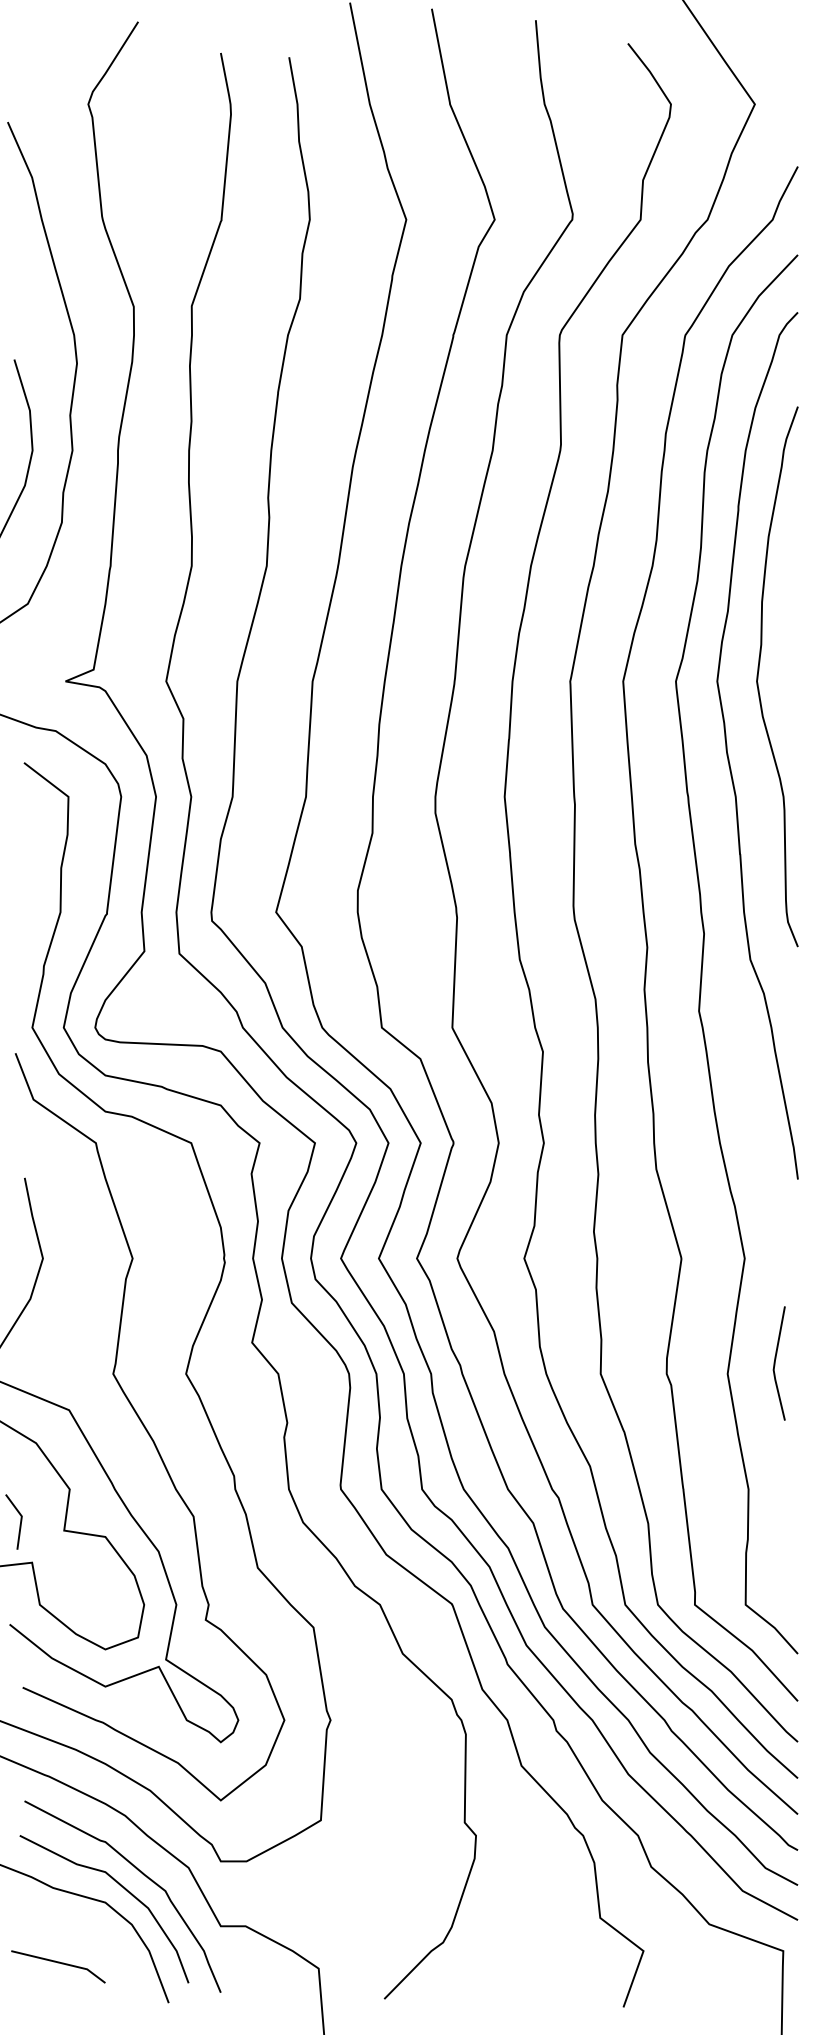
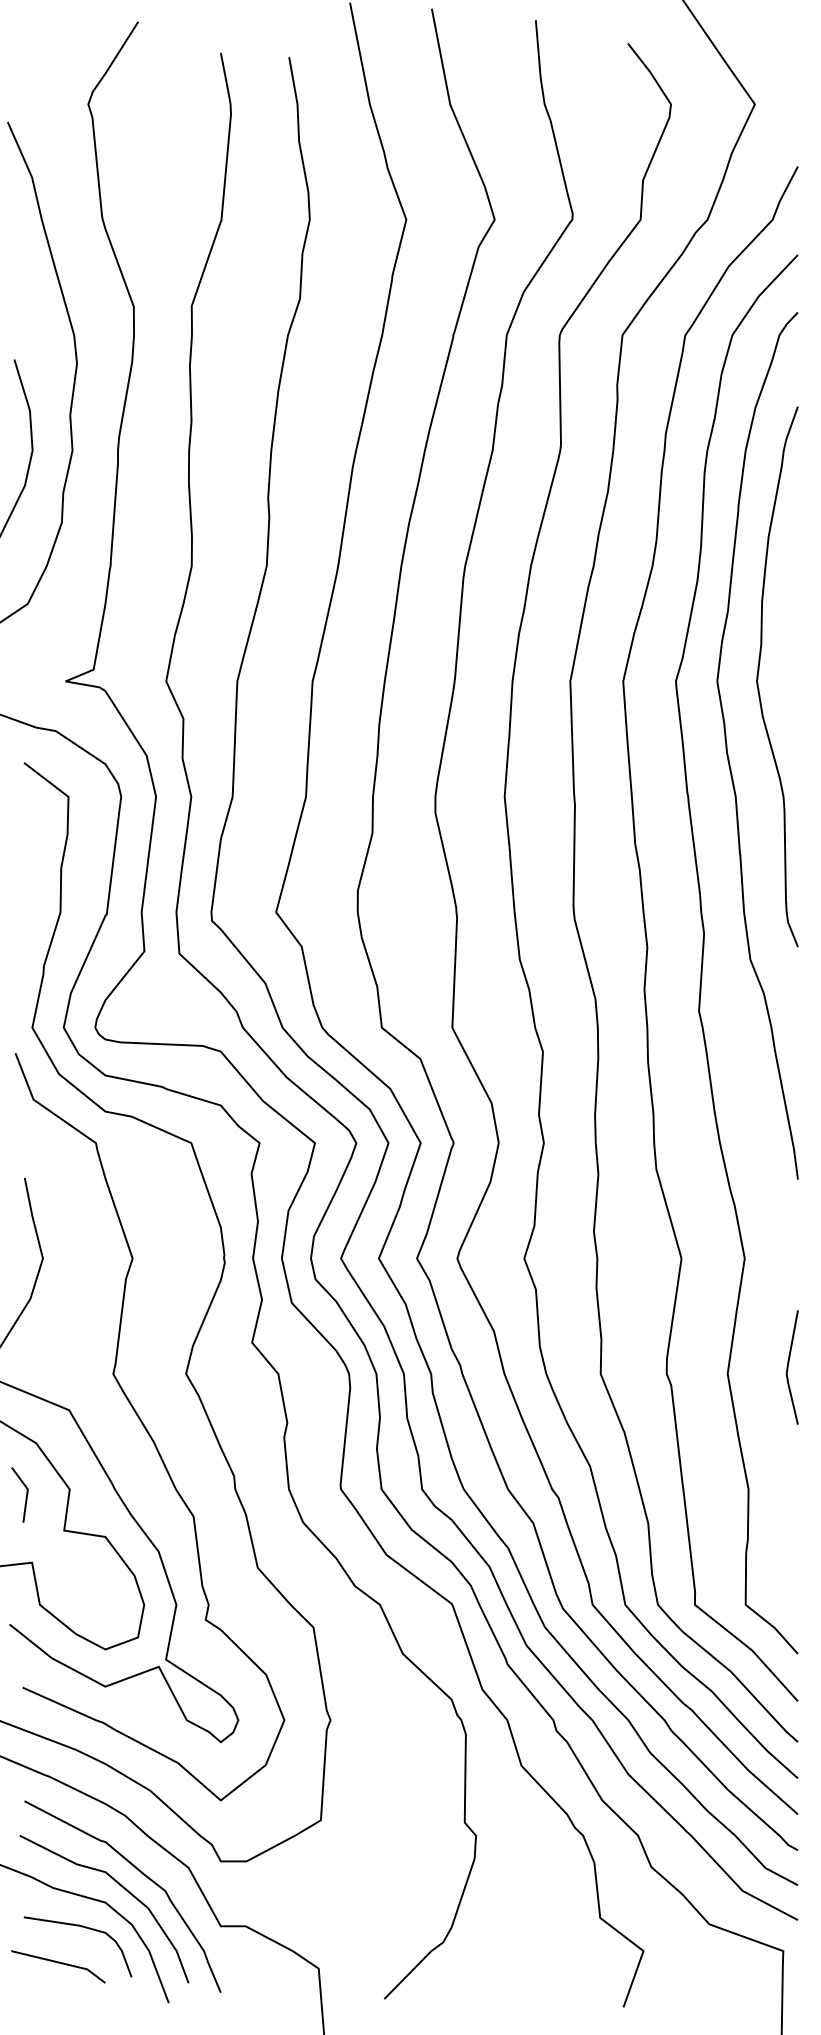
line position: (775, 1363) -> (788, 1367) (788, 1367)
line position: (19, 1524) -> (25, 1497) (25, 1497)
curve: none -> present (81, 1927)
